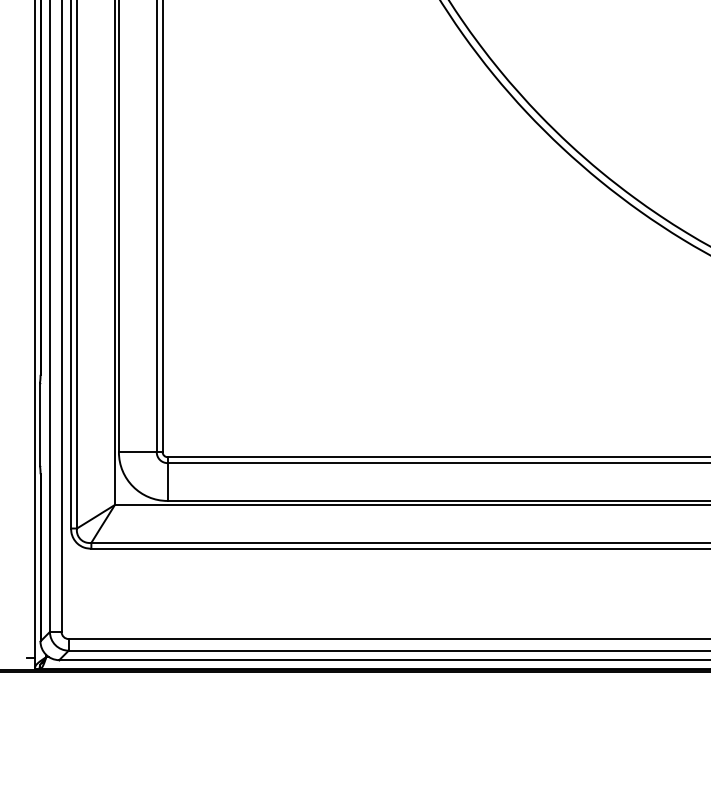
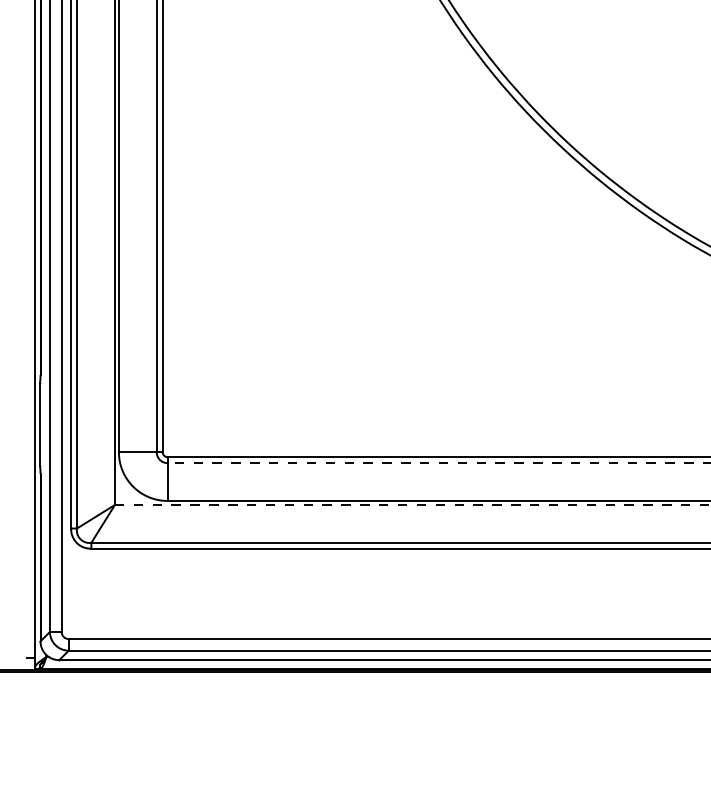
line: solid -> dashed (438, 463)
line: solid -> dashed (412, 505)
